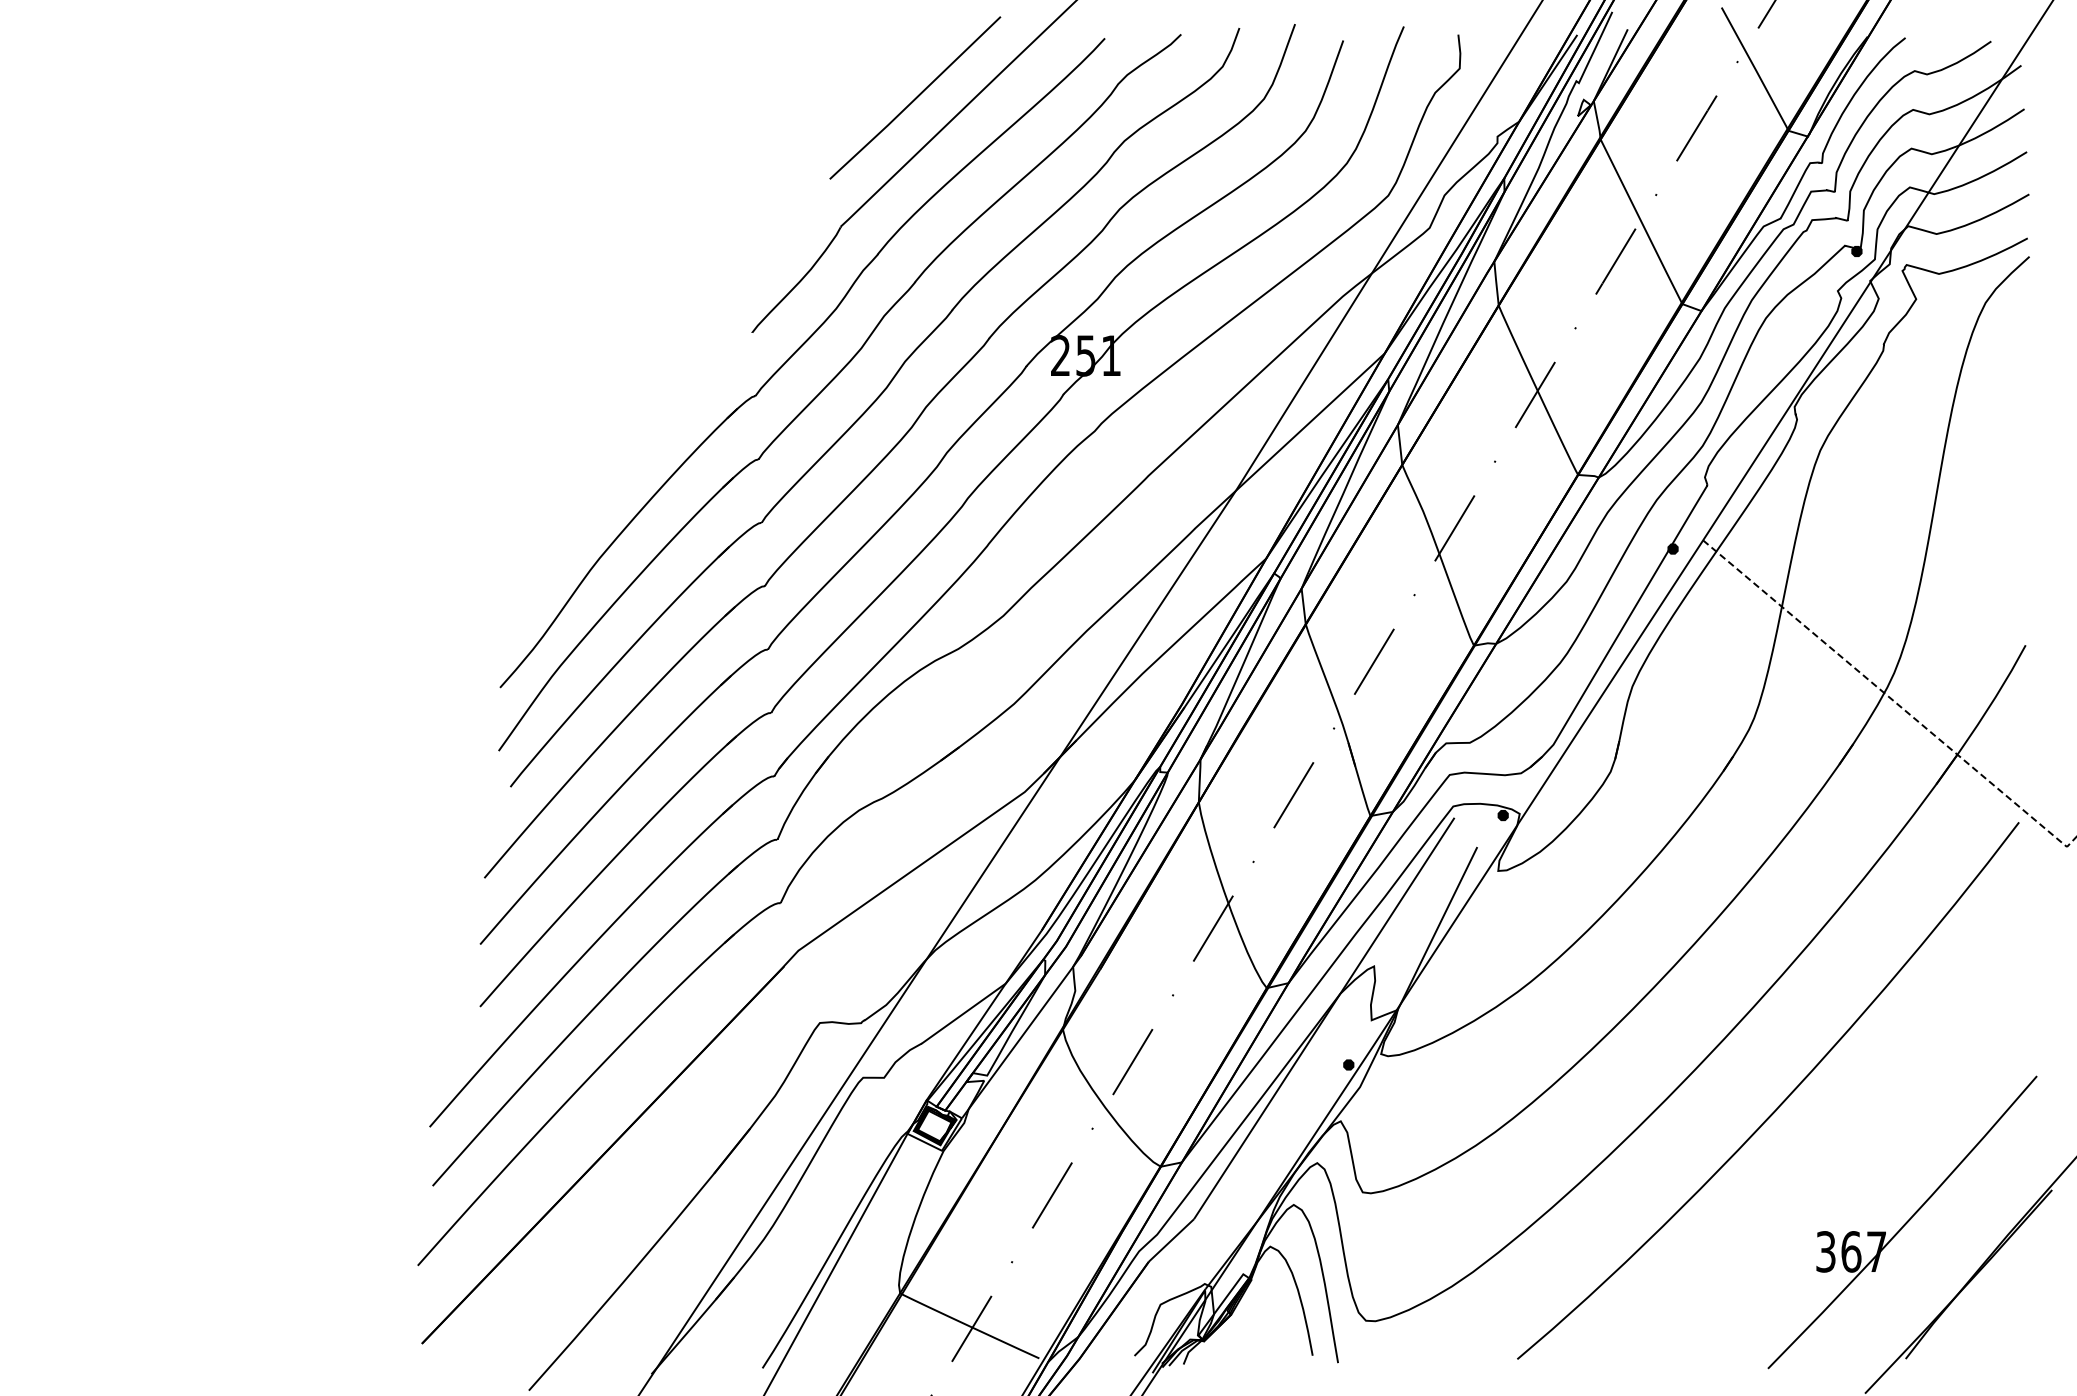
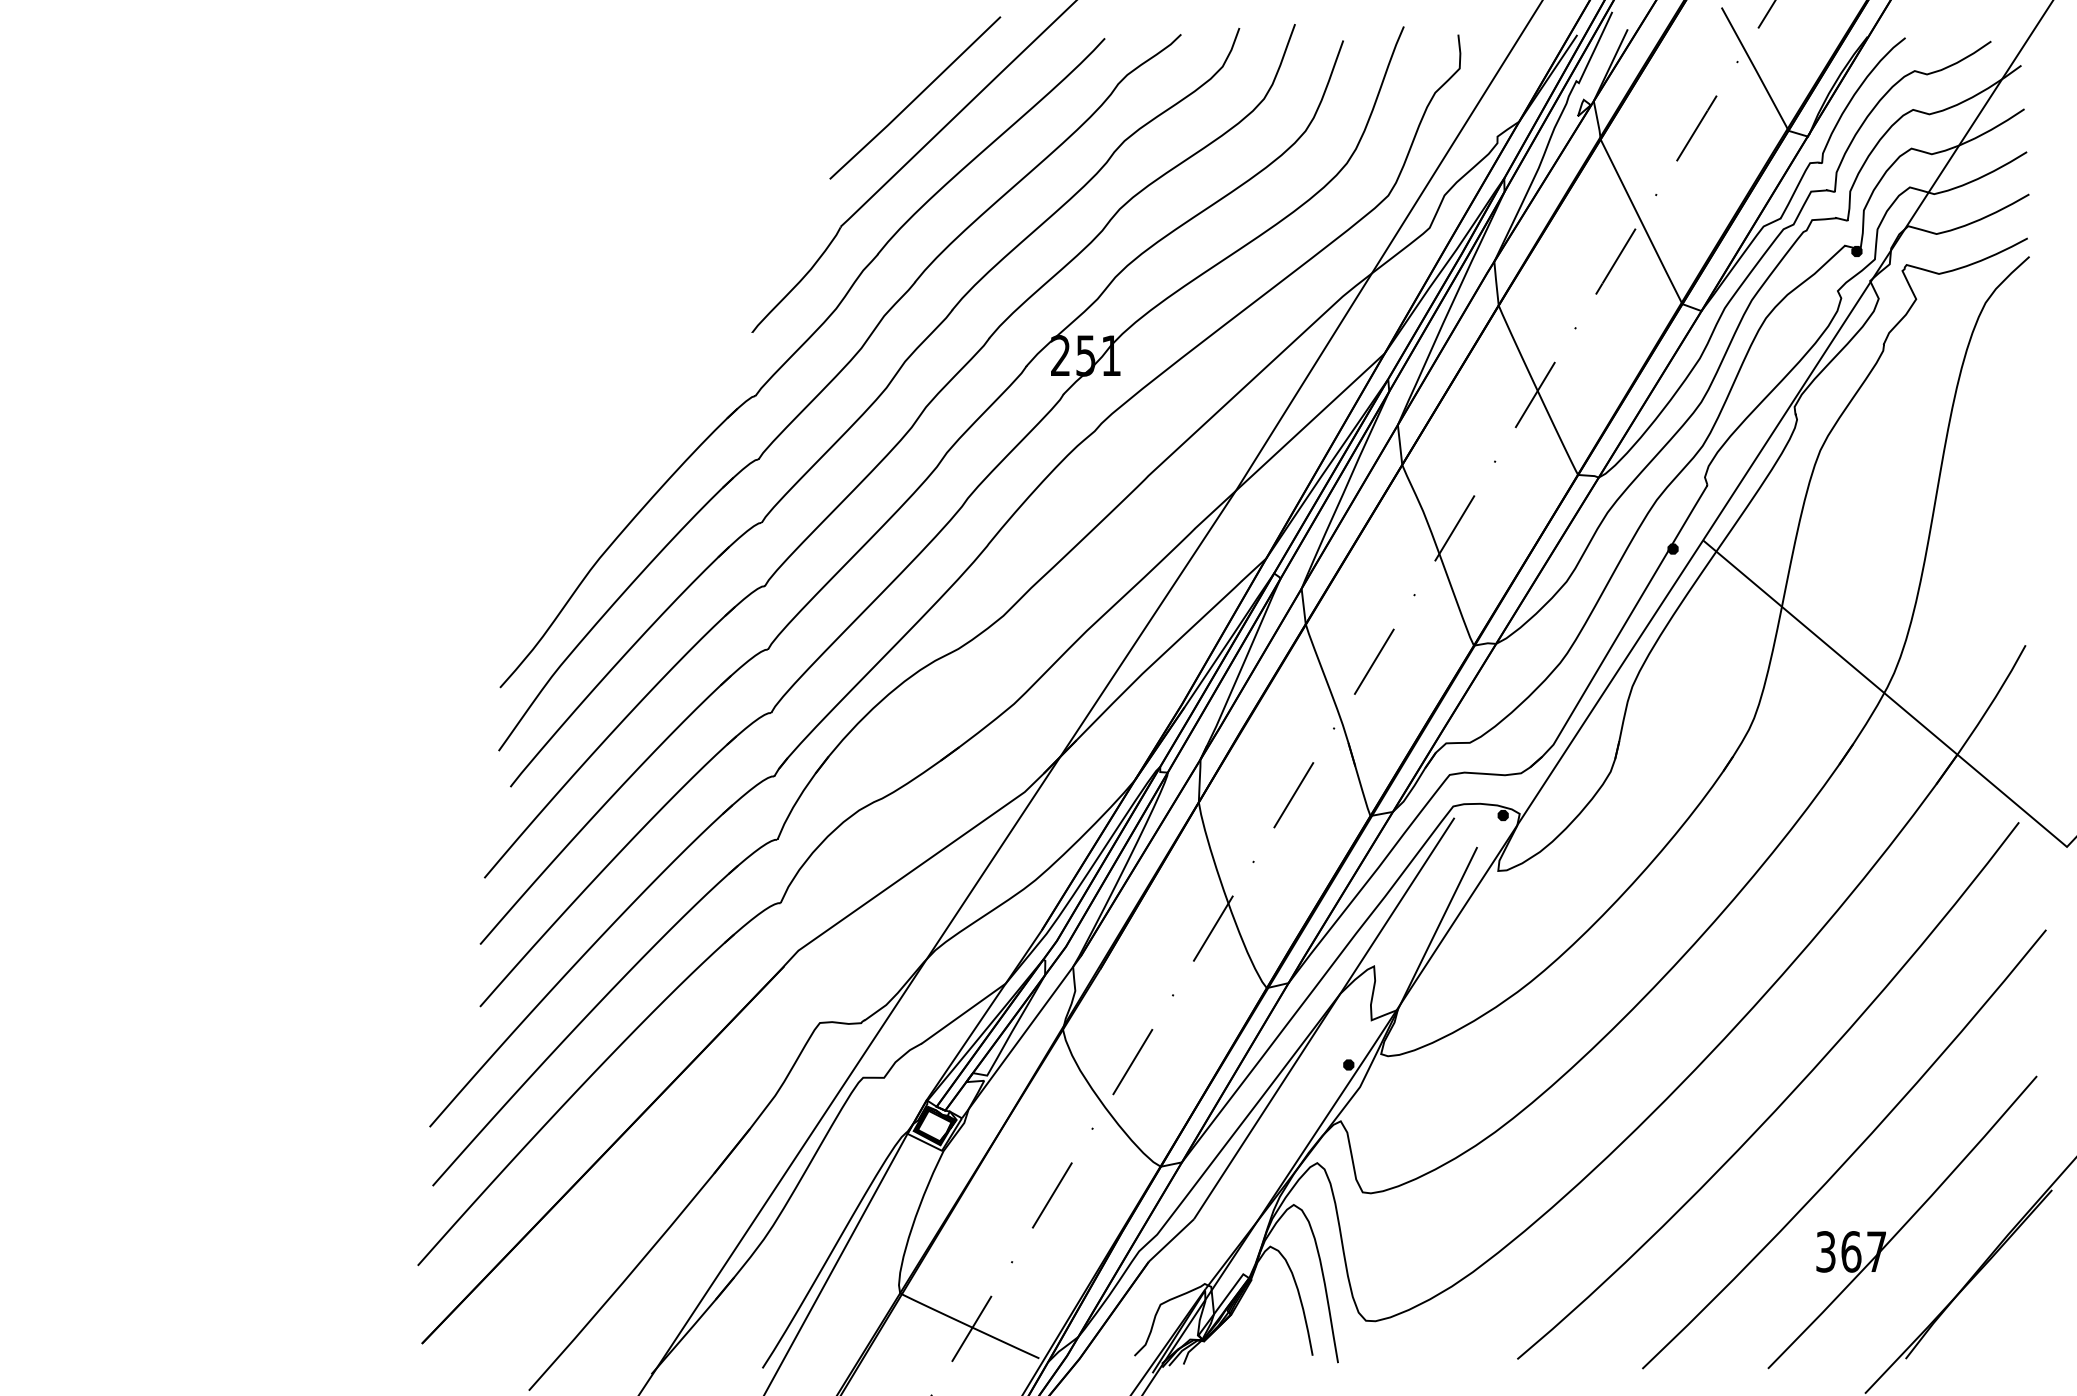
line: dashed -> solid (1891, 698)
curve: none -> present (1851, 1153)
